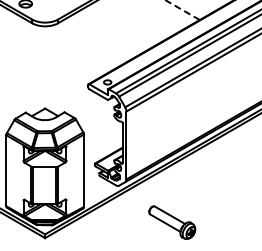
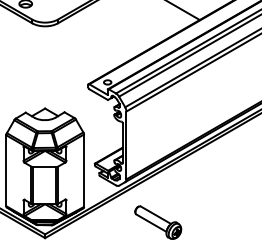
line: dashed -> solid (182, 10)
part position: (172, 222) -> (158, 222) (158, 222)
